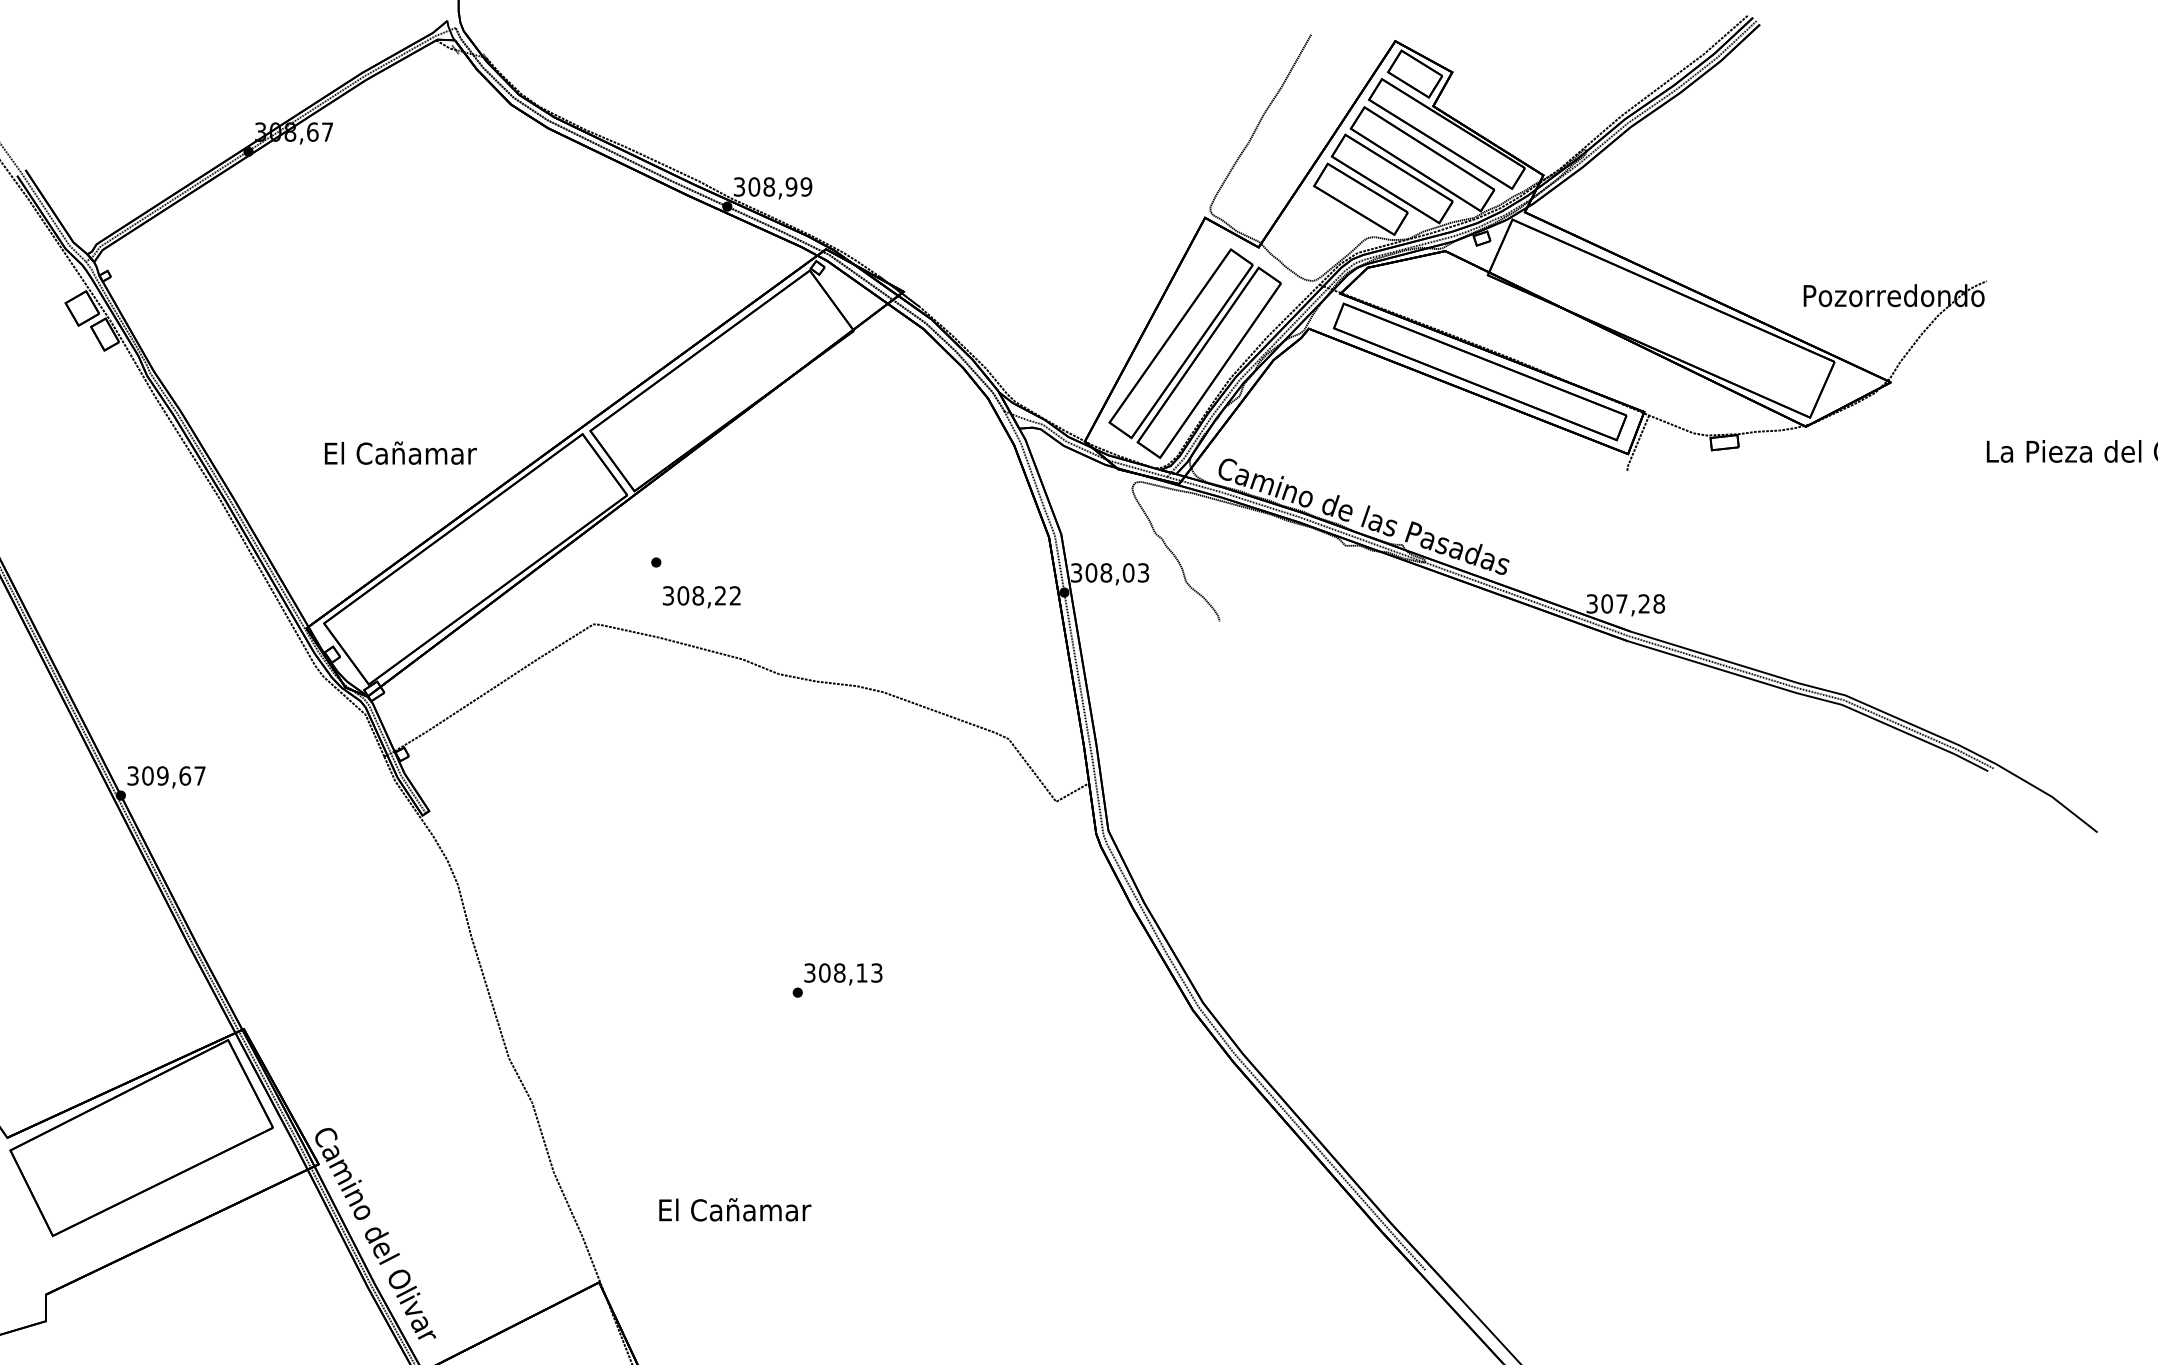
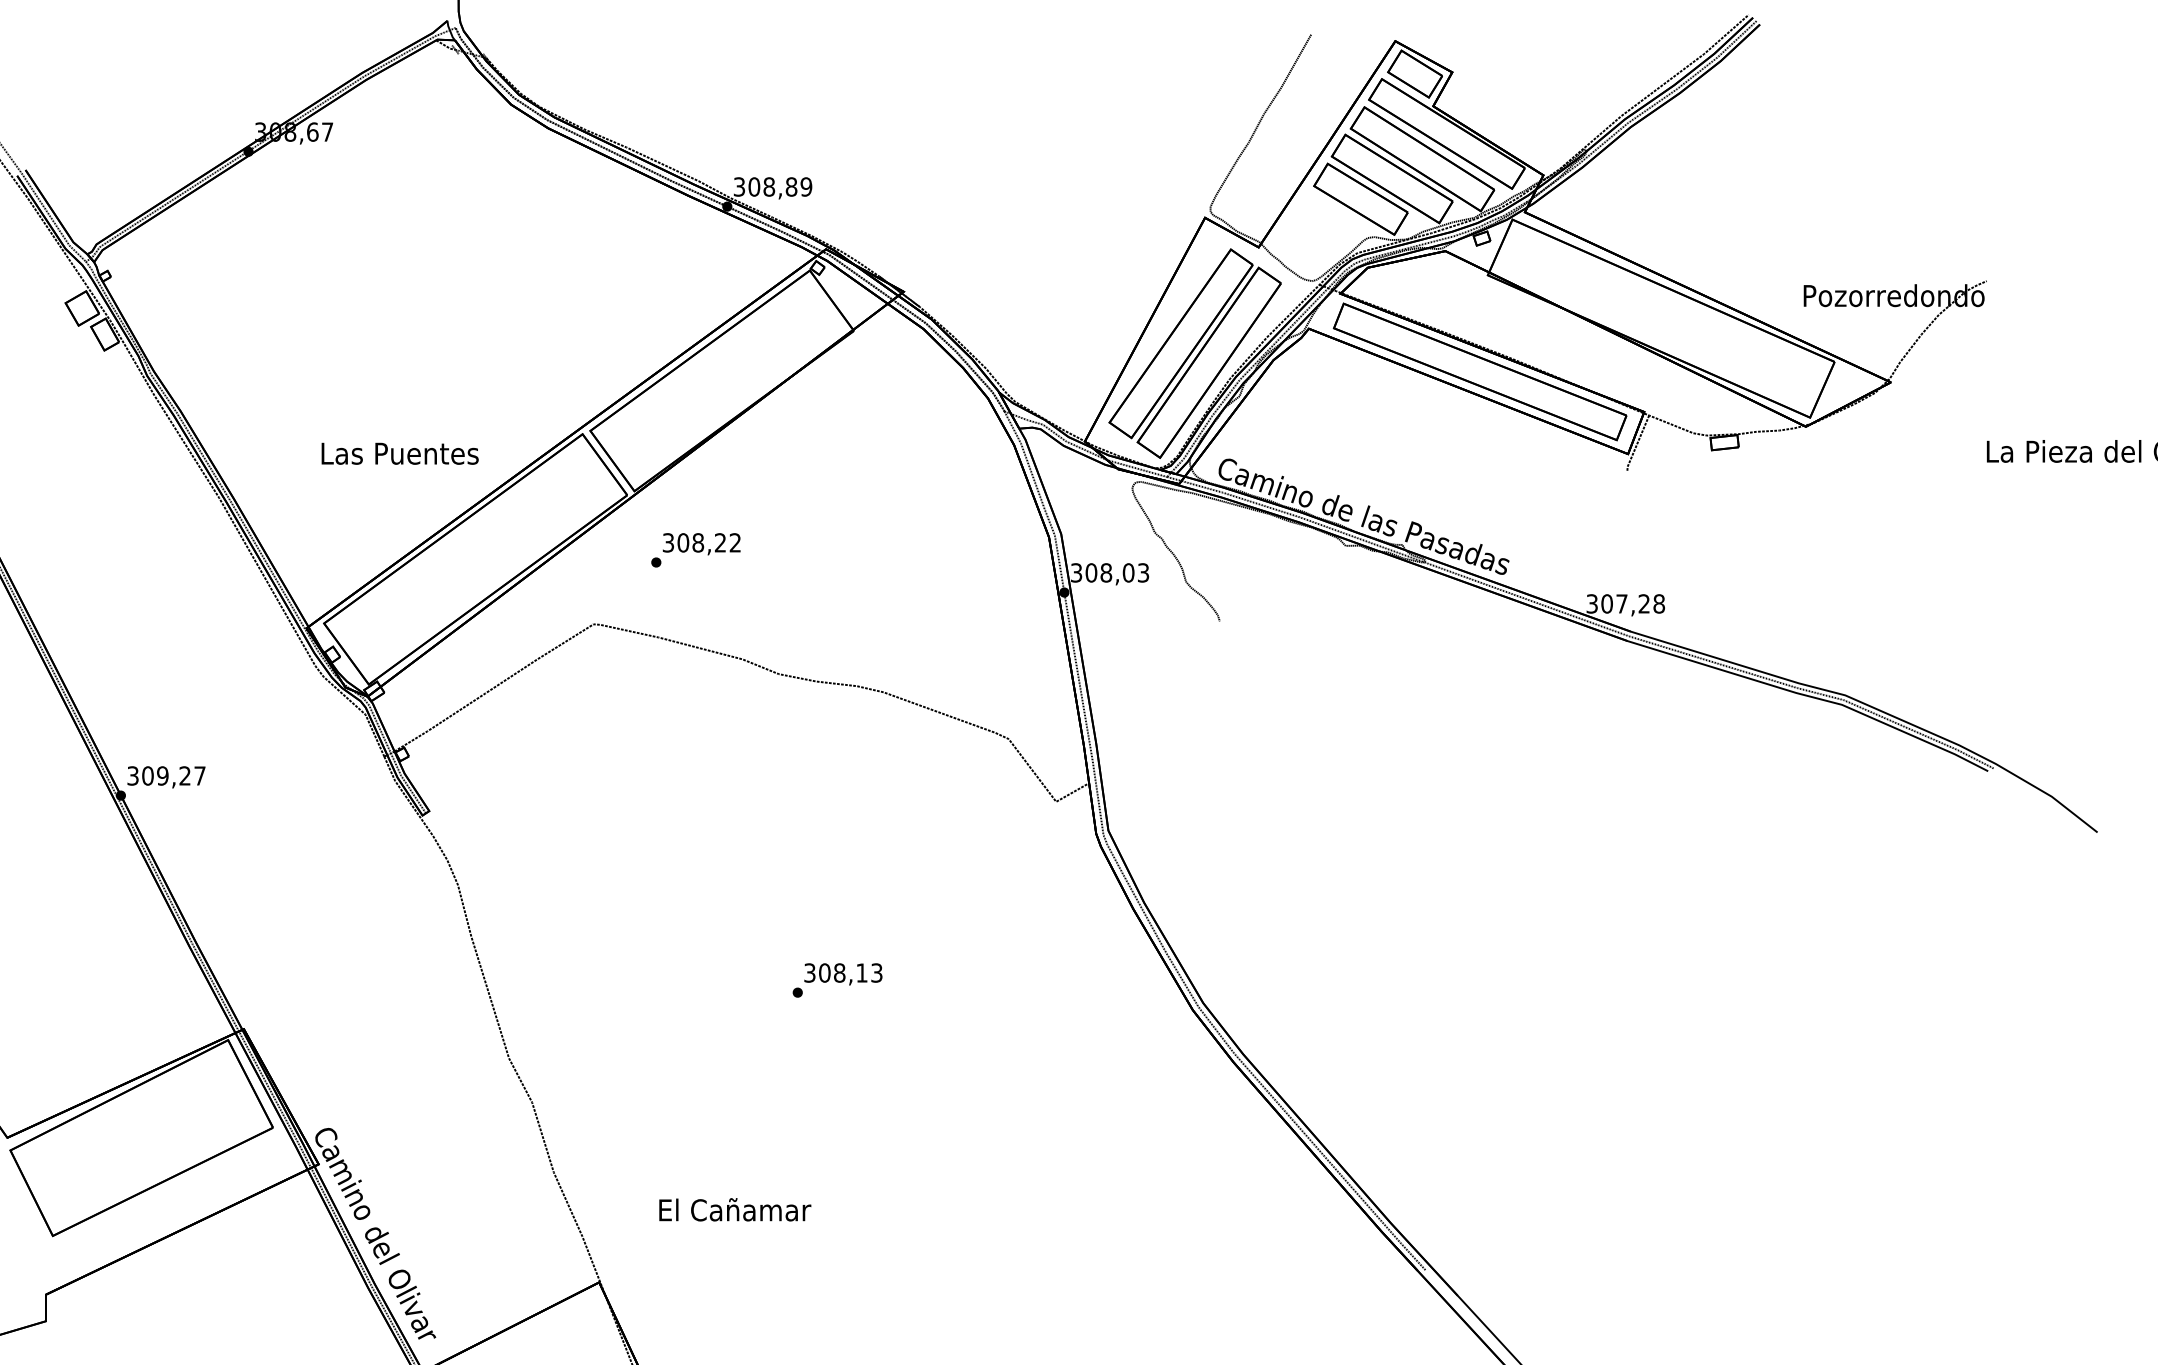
text: 308,99 -> 308,89 (791, 186)
text: El Cañamar -> Las Puentes (399, 452)
text position: (701, 597) -> (701, 544) (701, 544)
text: 309,67 -> 309,27 (185, 775)
